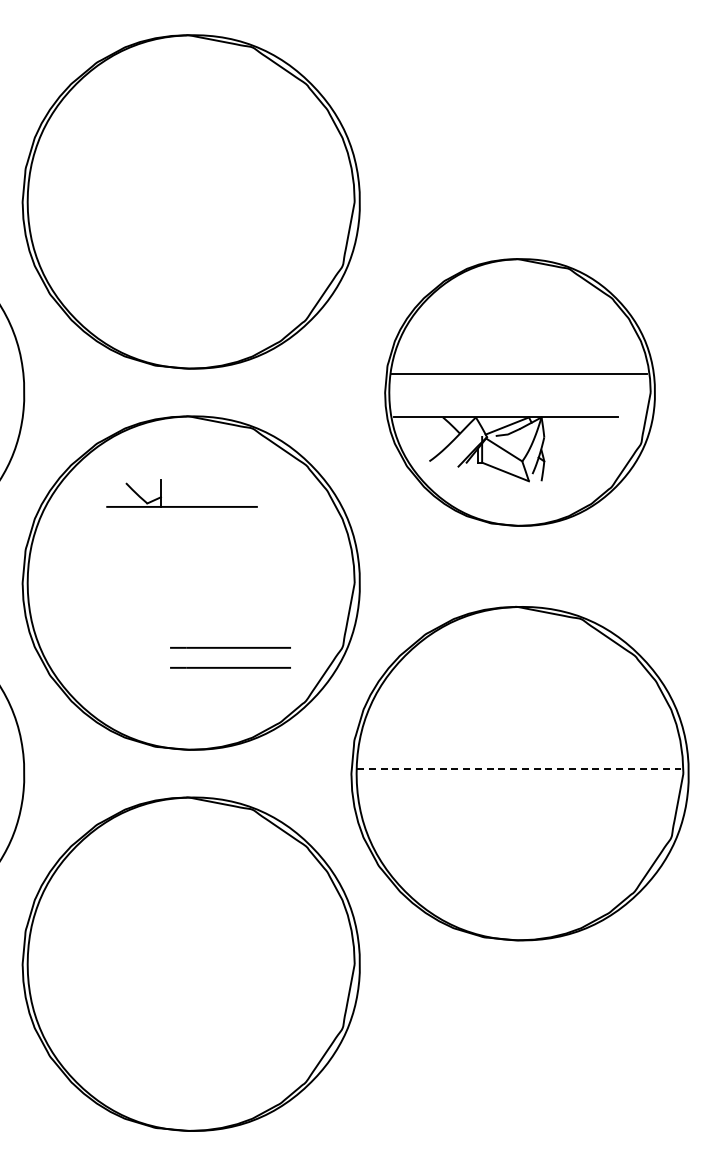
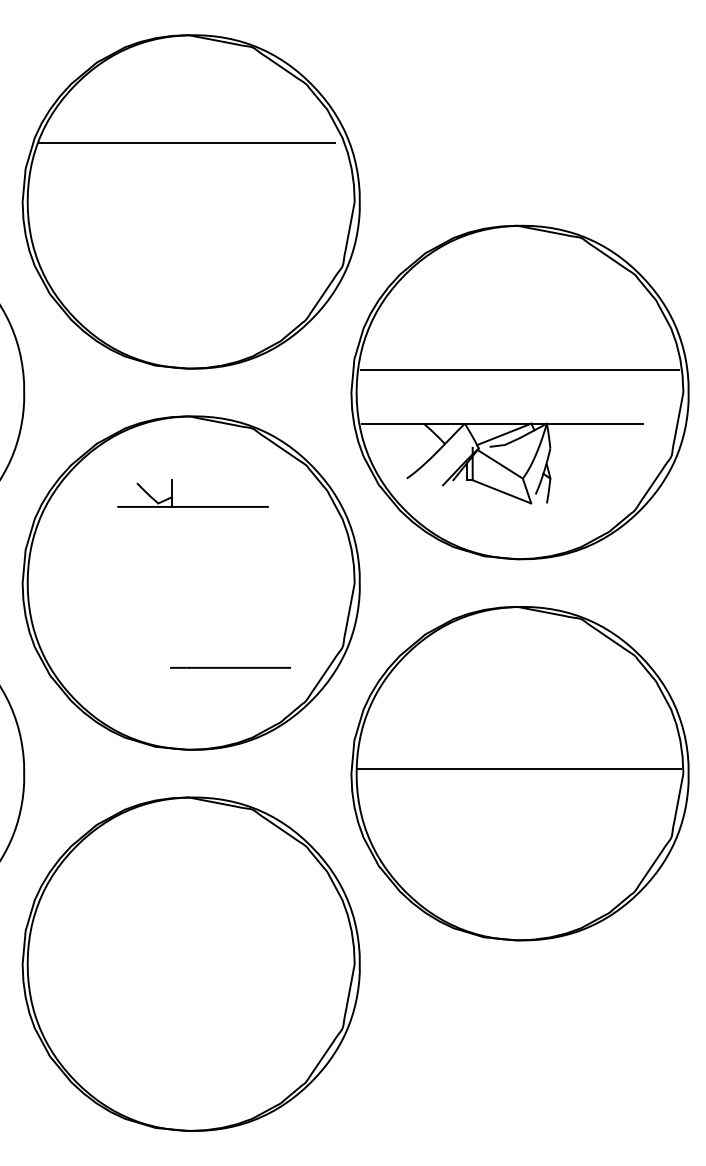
line: none -> present (186, 143)
part size: 272x269 px -> 340x337 px (519, 392)
part position: (181, 506) -> (192, 506) (192, 506)
line: present -> none (230, 647)
line: dashed -> solid (519, 769)
